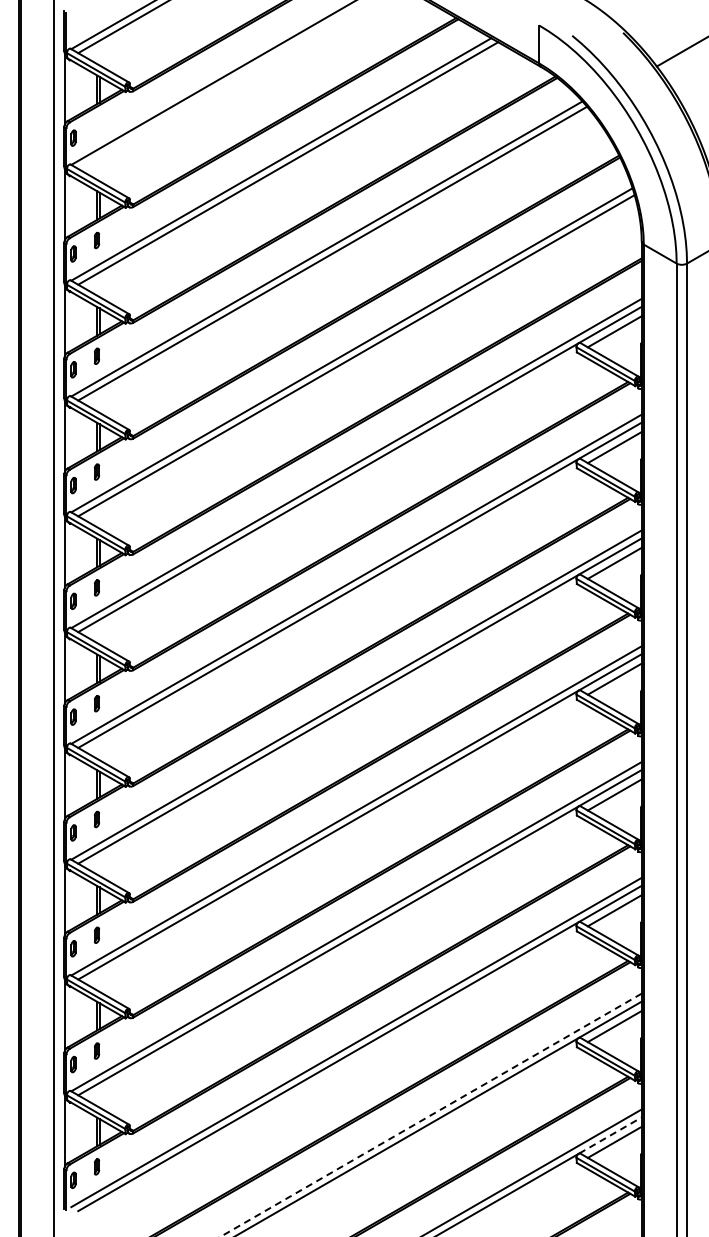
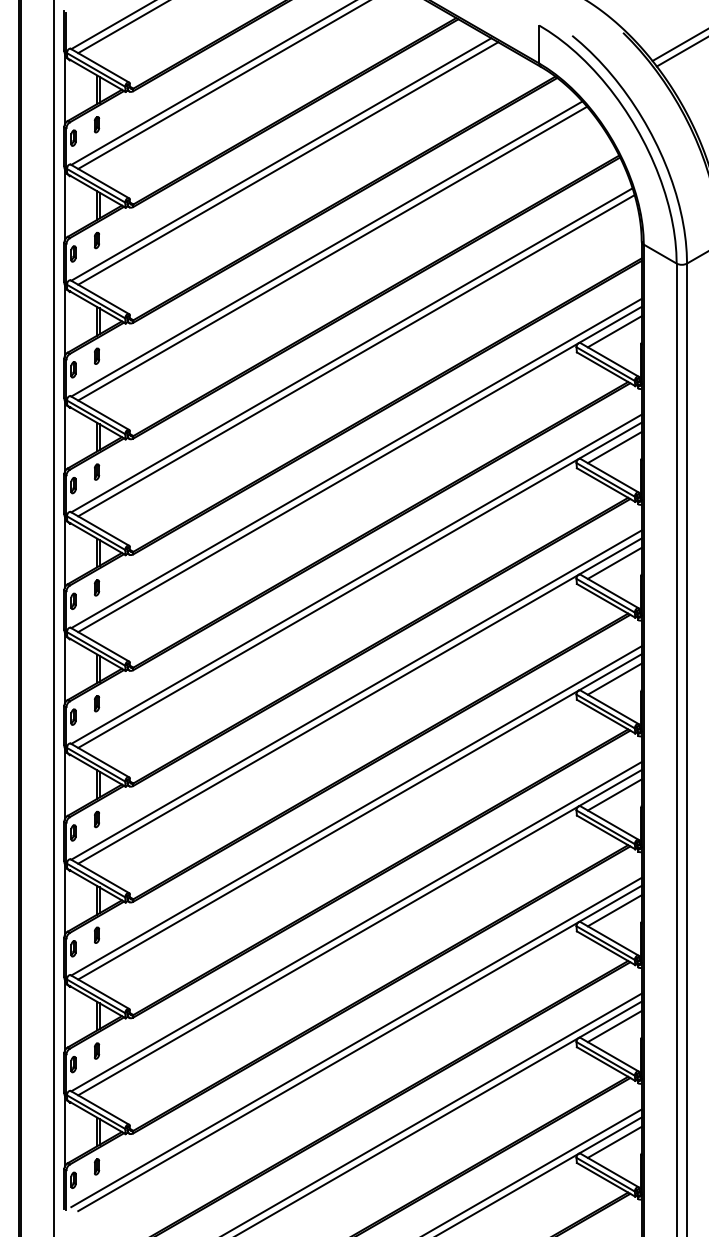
line: none -> present (678, 45)
line: none -> present (222, 85)
part: none -> present (96, 124)
line: dashed -> solid (430, 1115)
line: dashed -> solid (610, 1135)
